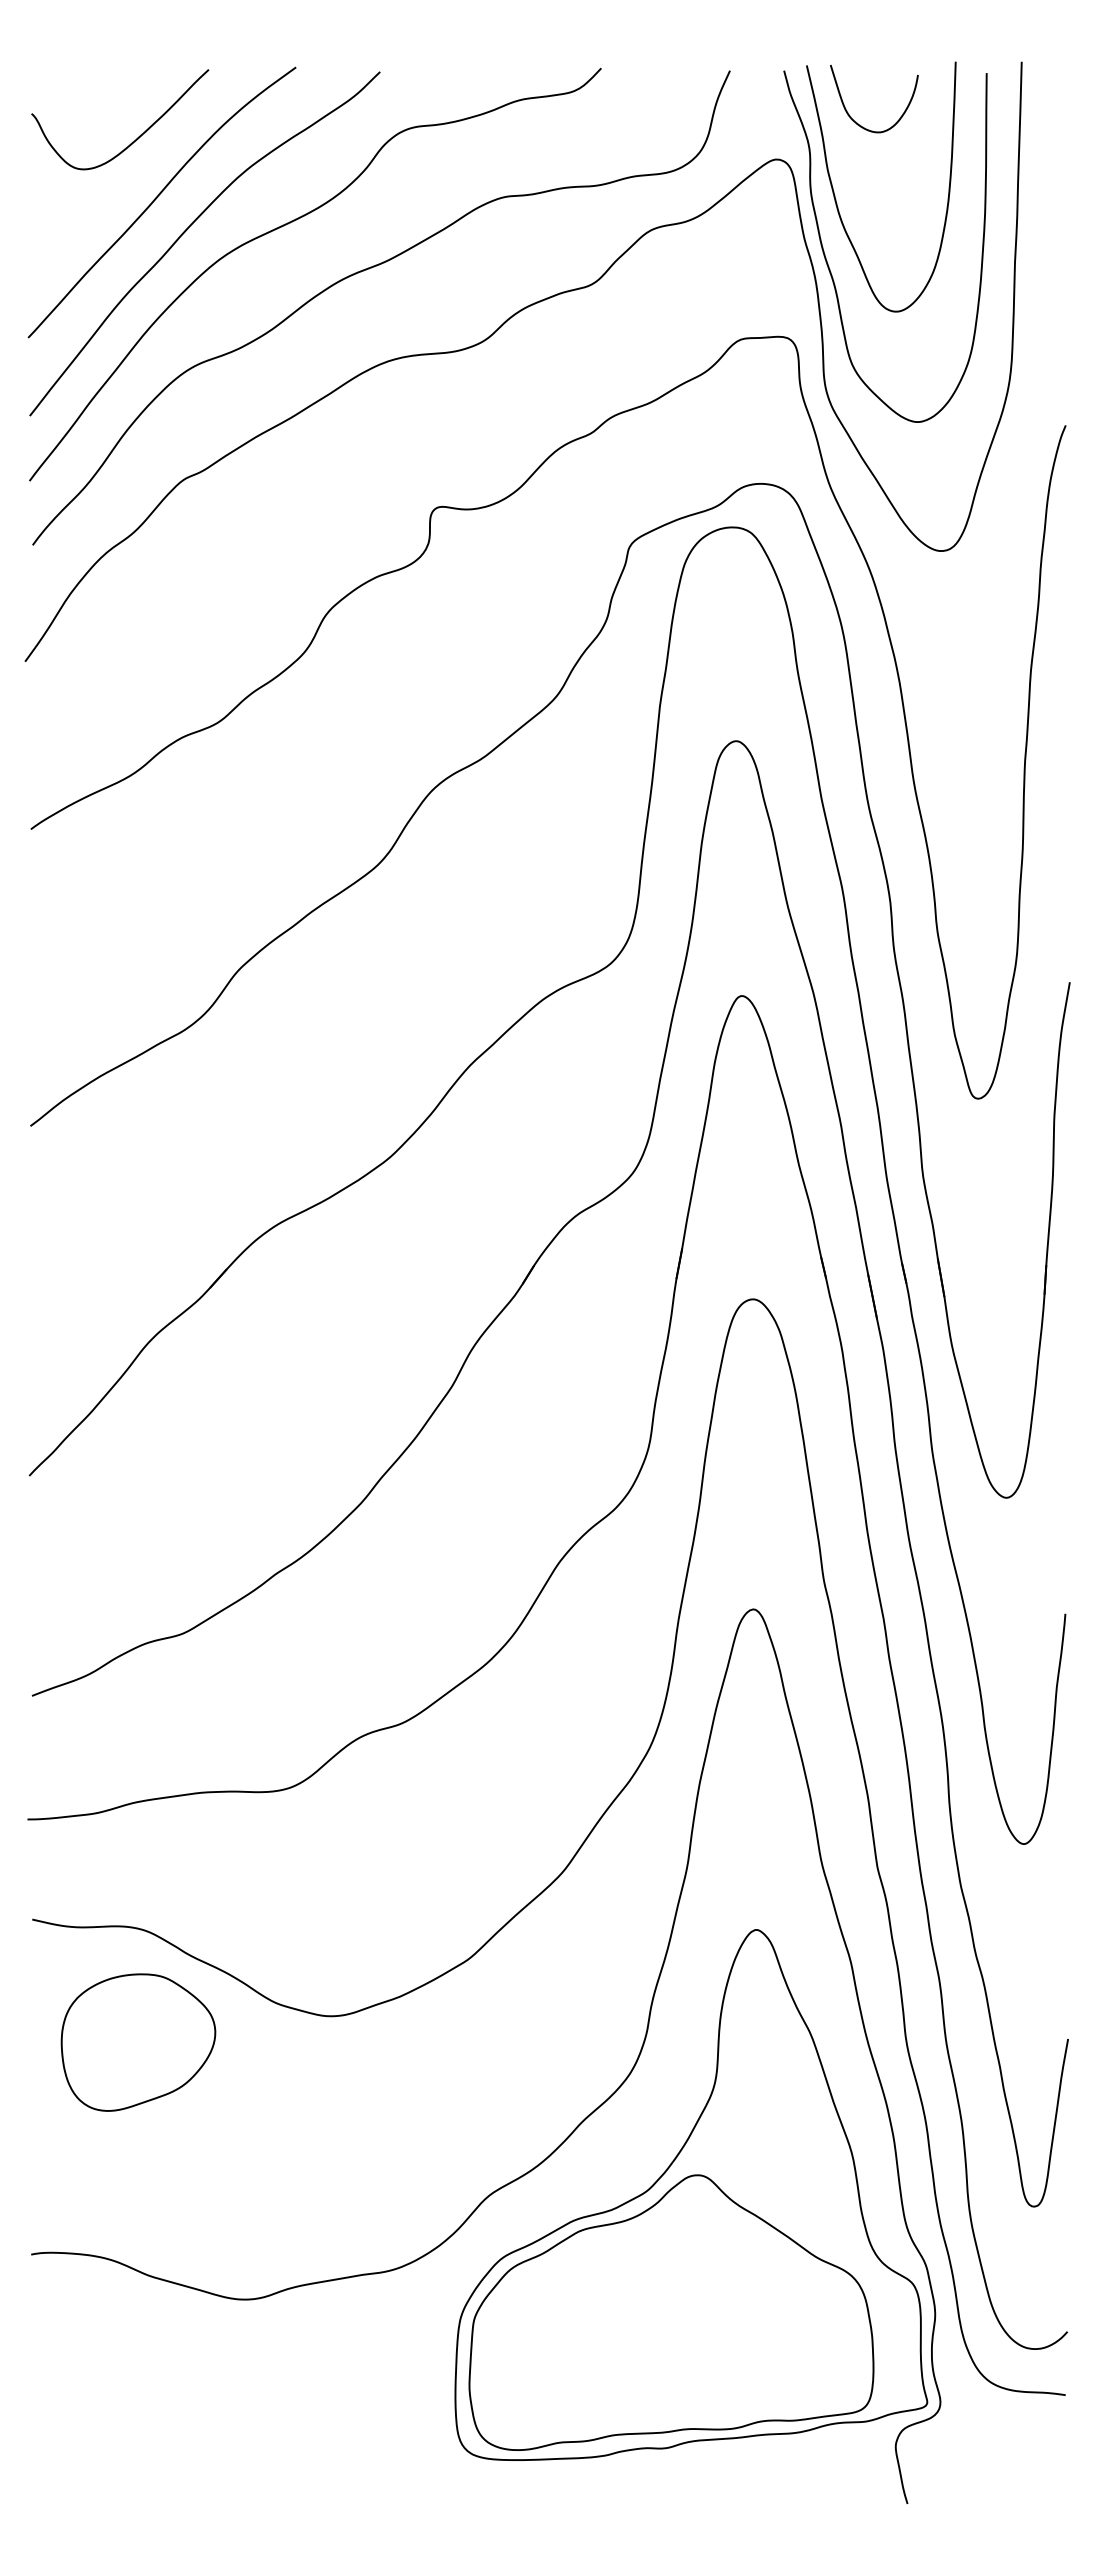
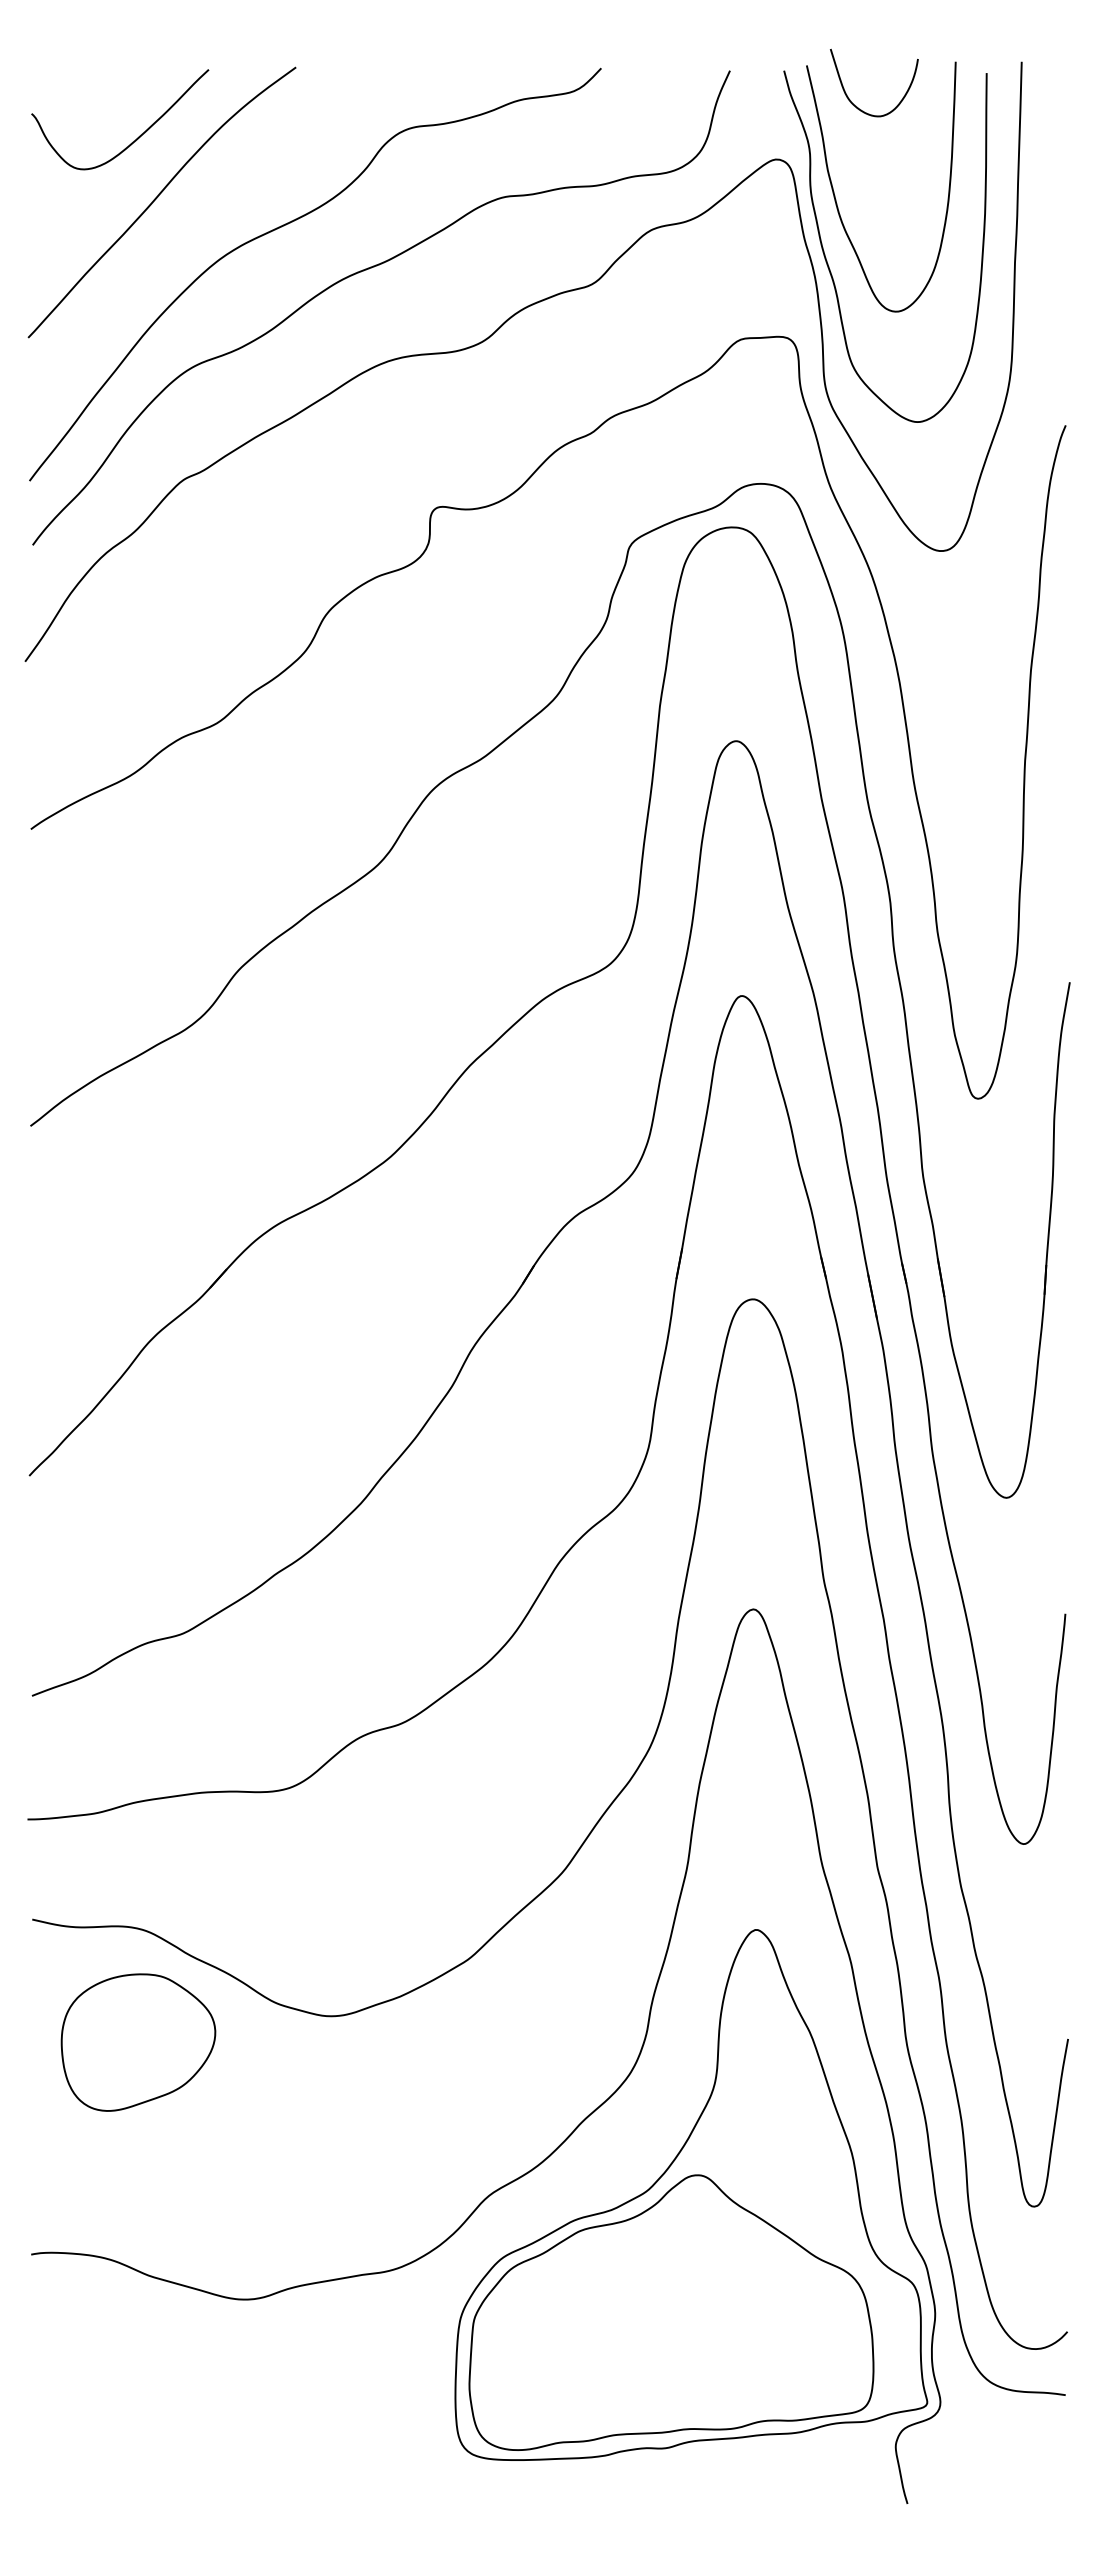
curve position: (850, 115) -> (850, 99) (850, 99)
curve: present -> none (188, 229)
